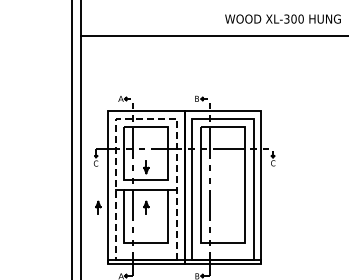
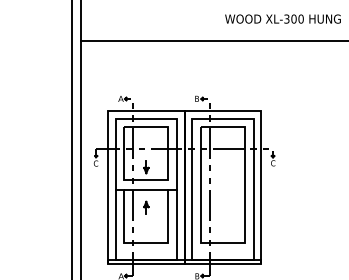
line position: (212, 36) -> (212, 41) (212, 41)
line: dashed -> solid (146, 118)
part: present -> none (98, 207)
